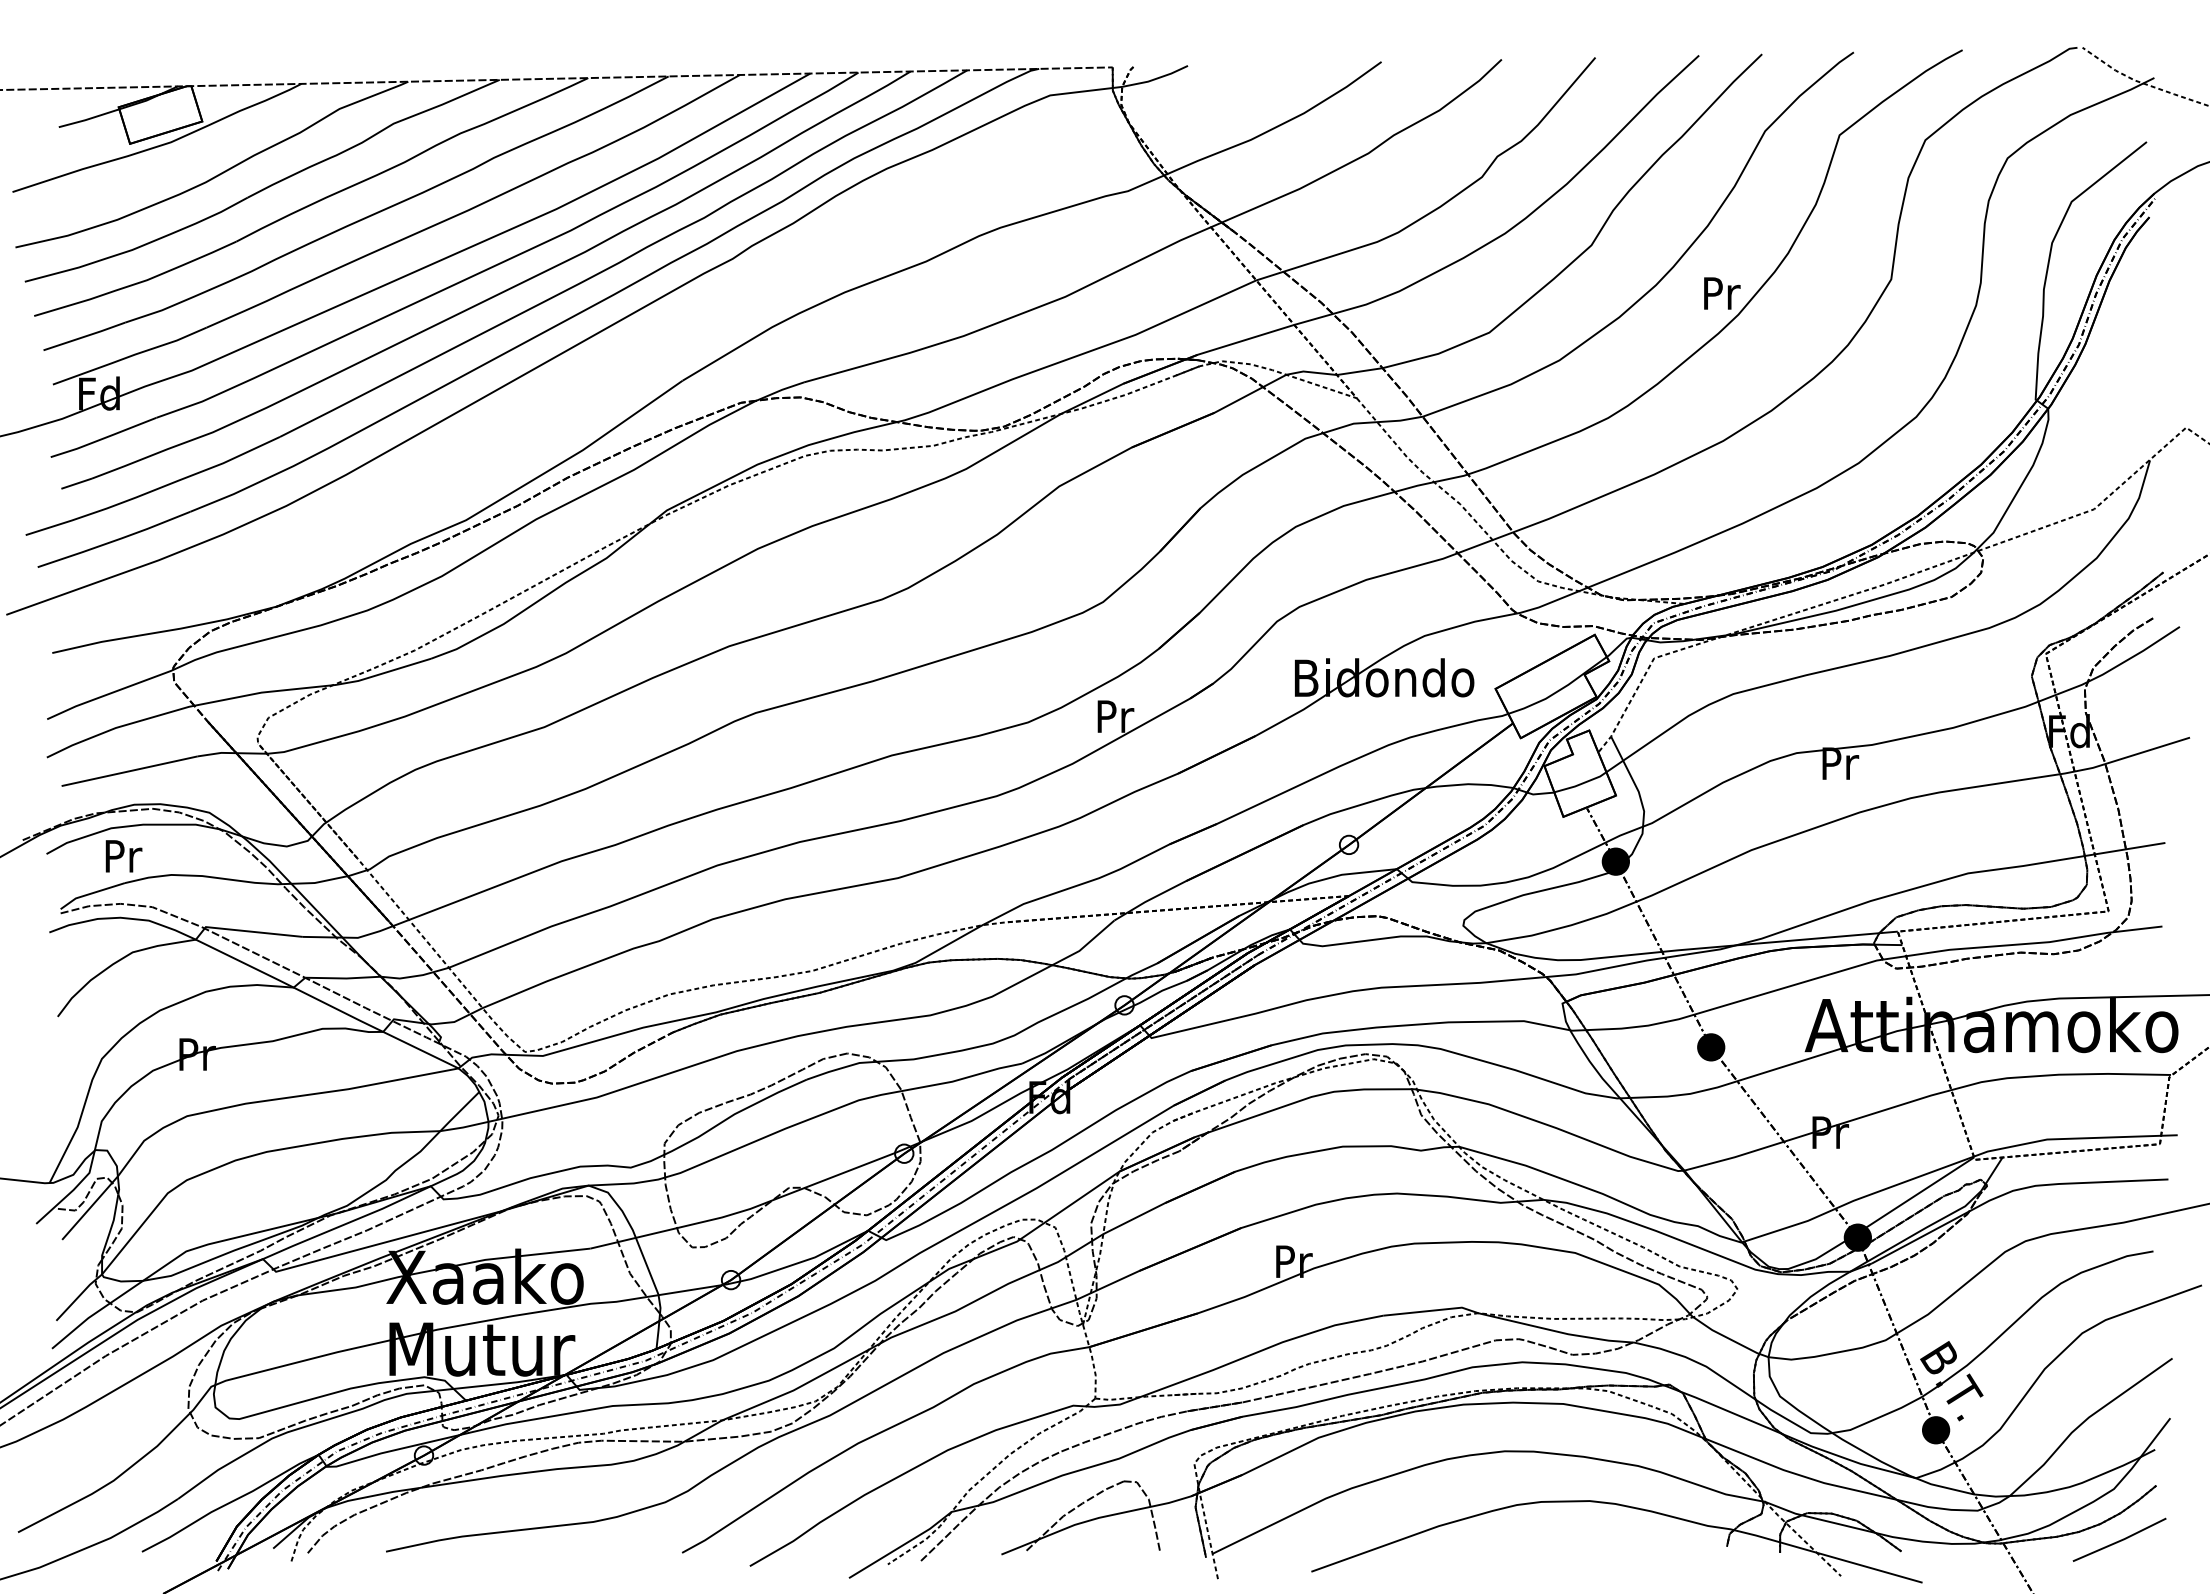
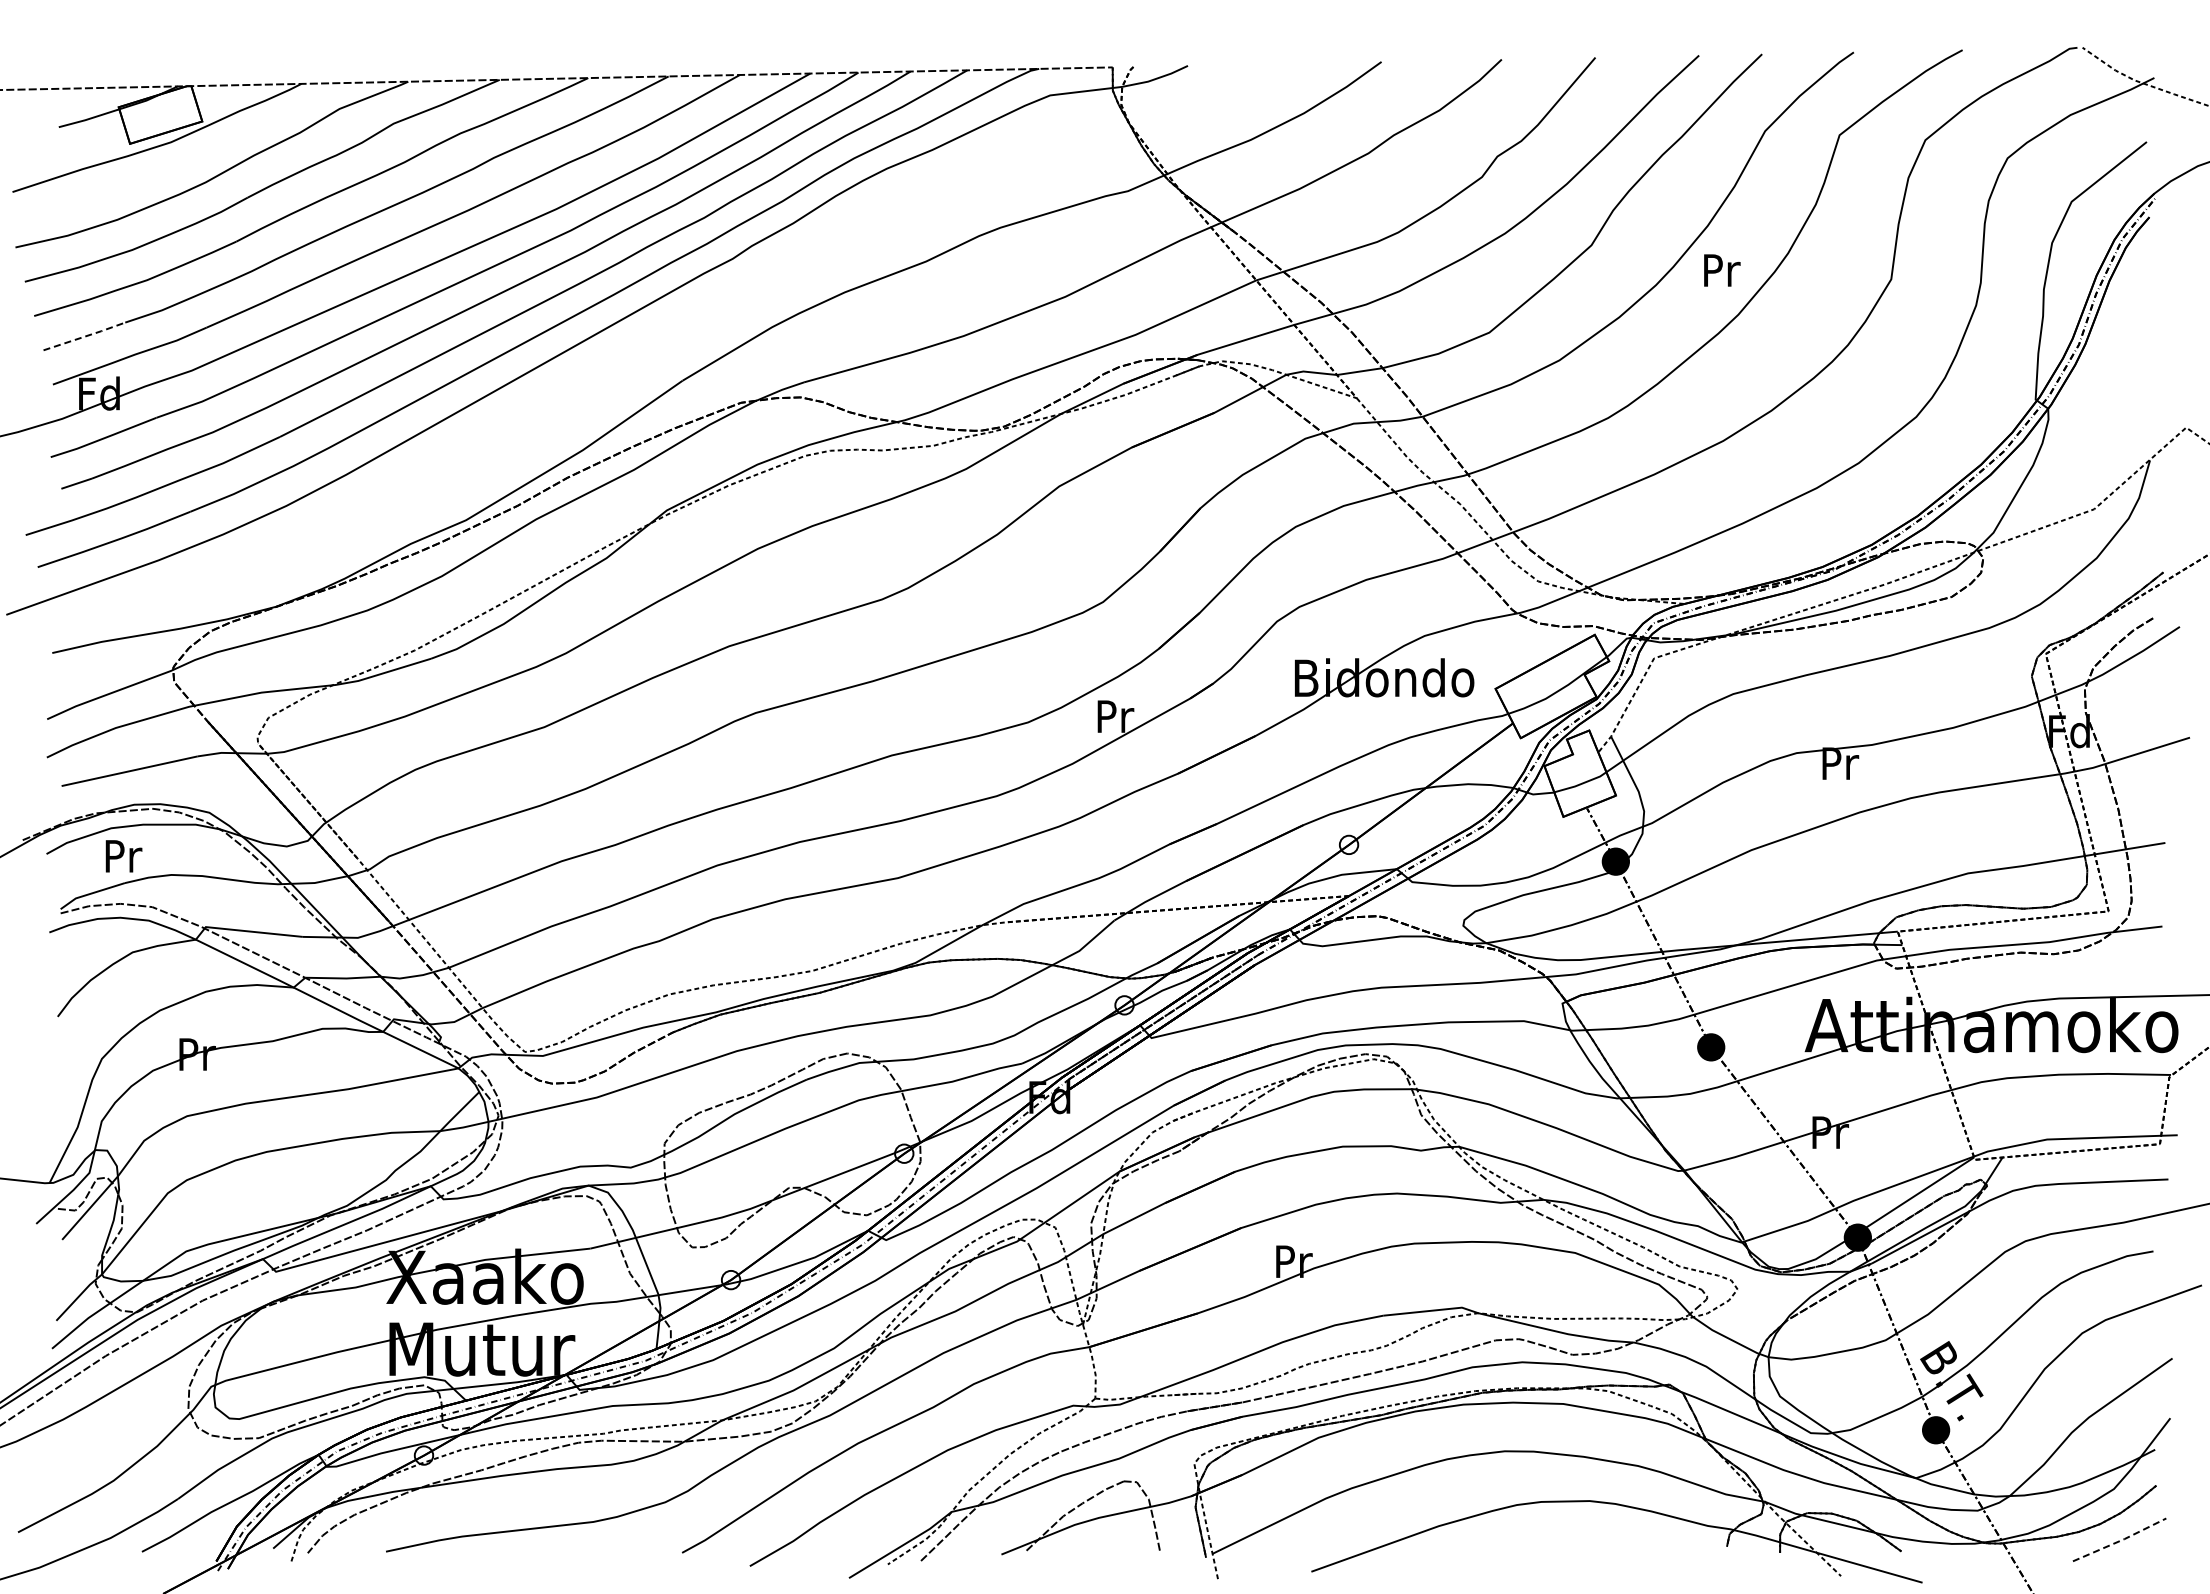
text position: (1722, 293) -> (1722, 270) (1722, 270)
line: solid -> dashed (85, 336)
line: solid -> dashed (2120, 1540)
